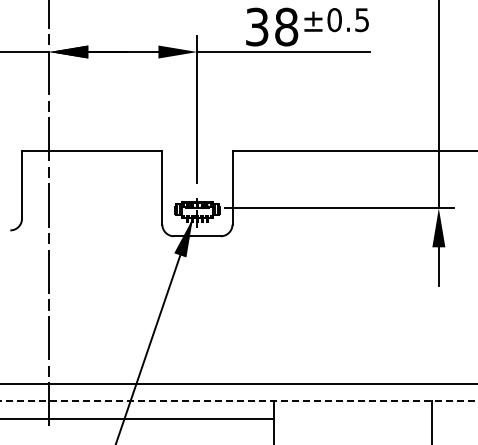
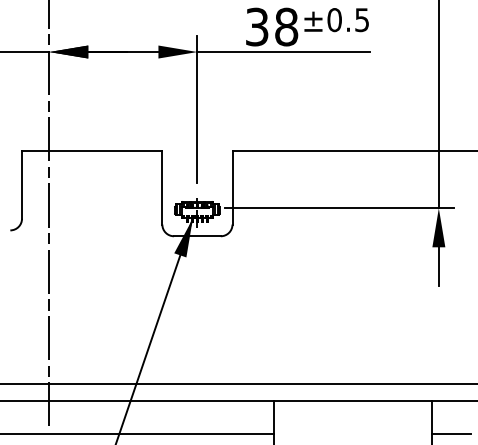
line: dashed -> solid (239, 400)
line position: (137, 419) -> (137, 434) (137, 434)
line: none -> present (450, 434)
